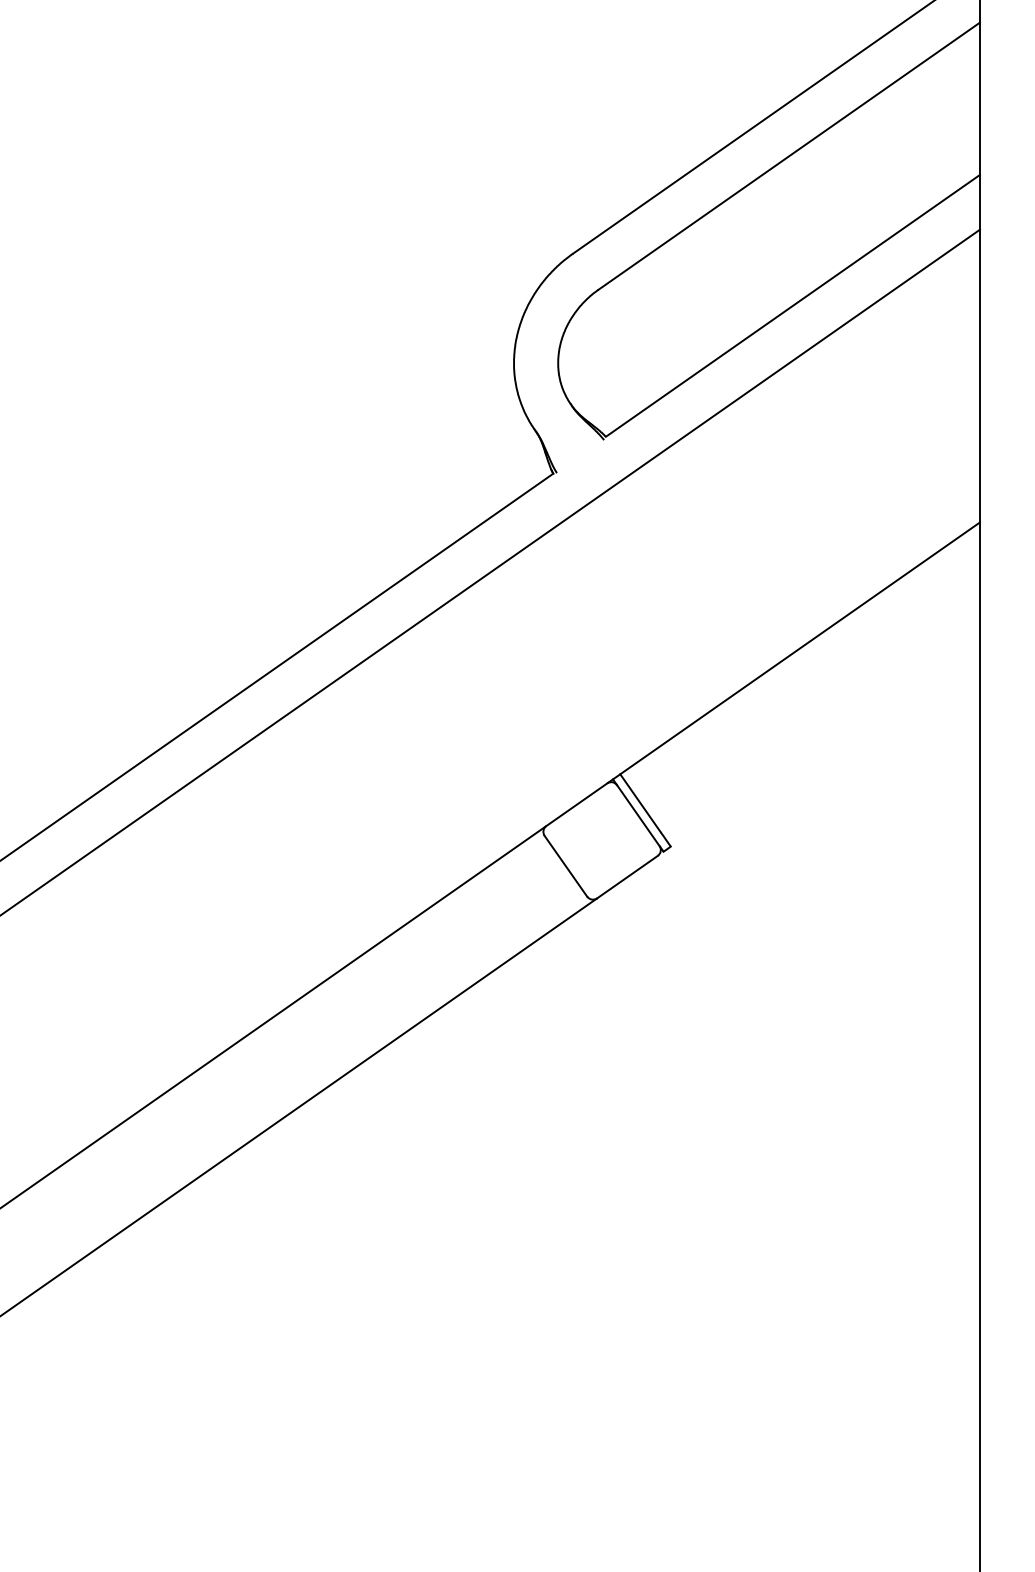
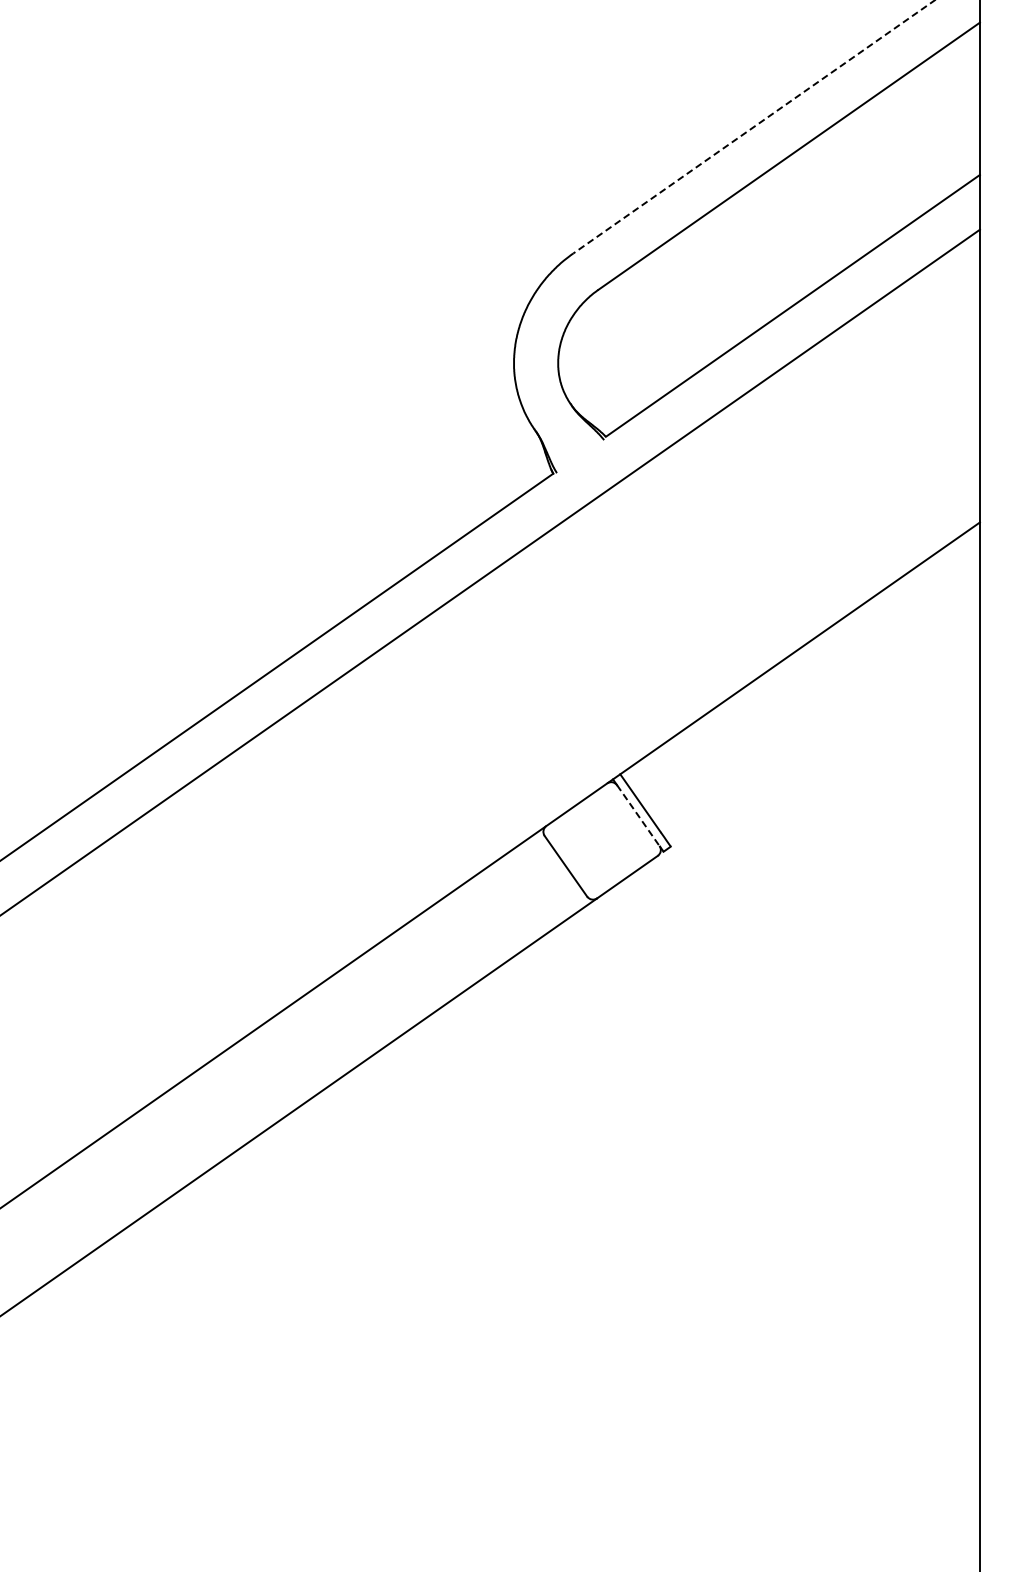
line: solid -> dashed (754, 126)
line: solid -> dashed (638, 815)
